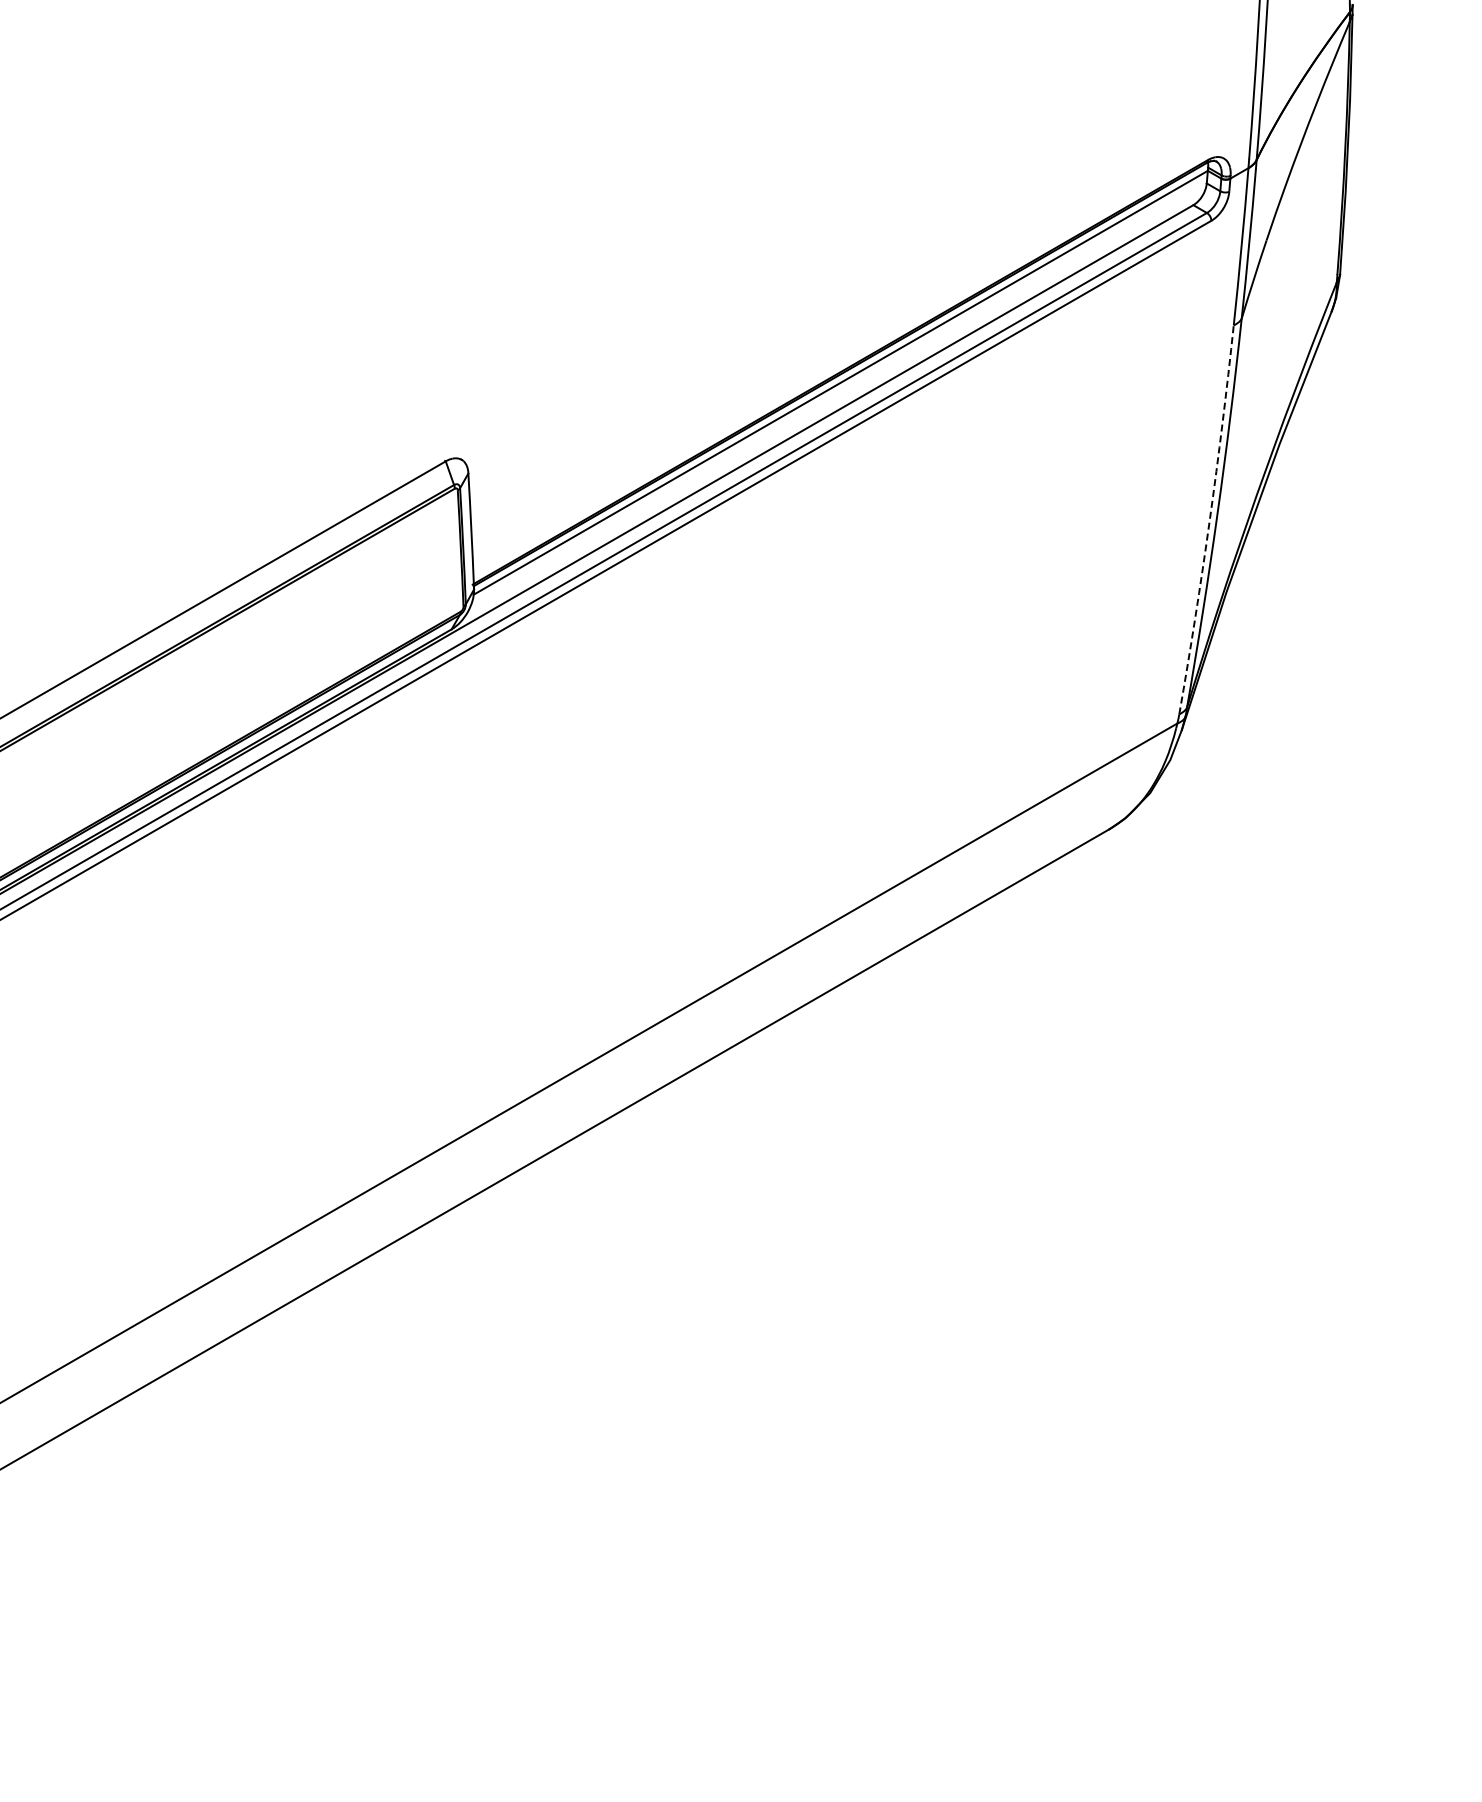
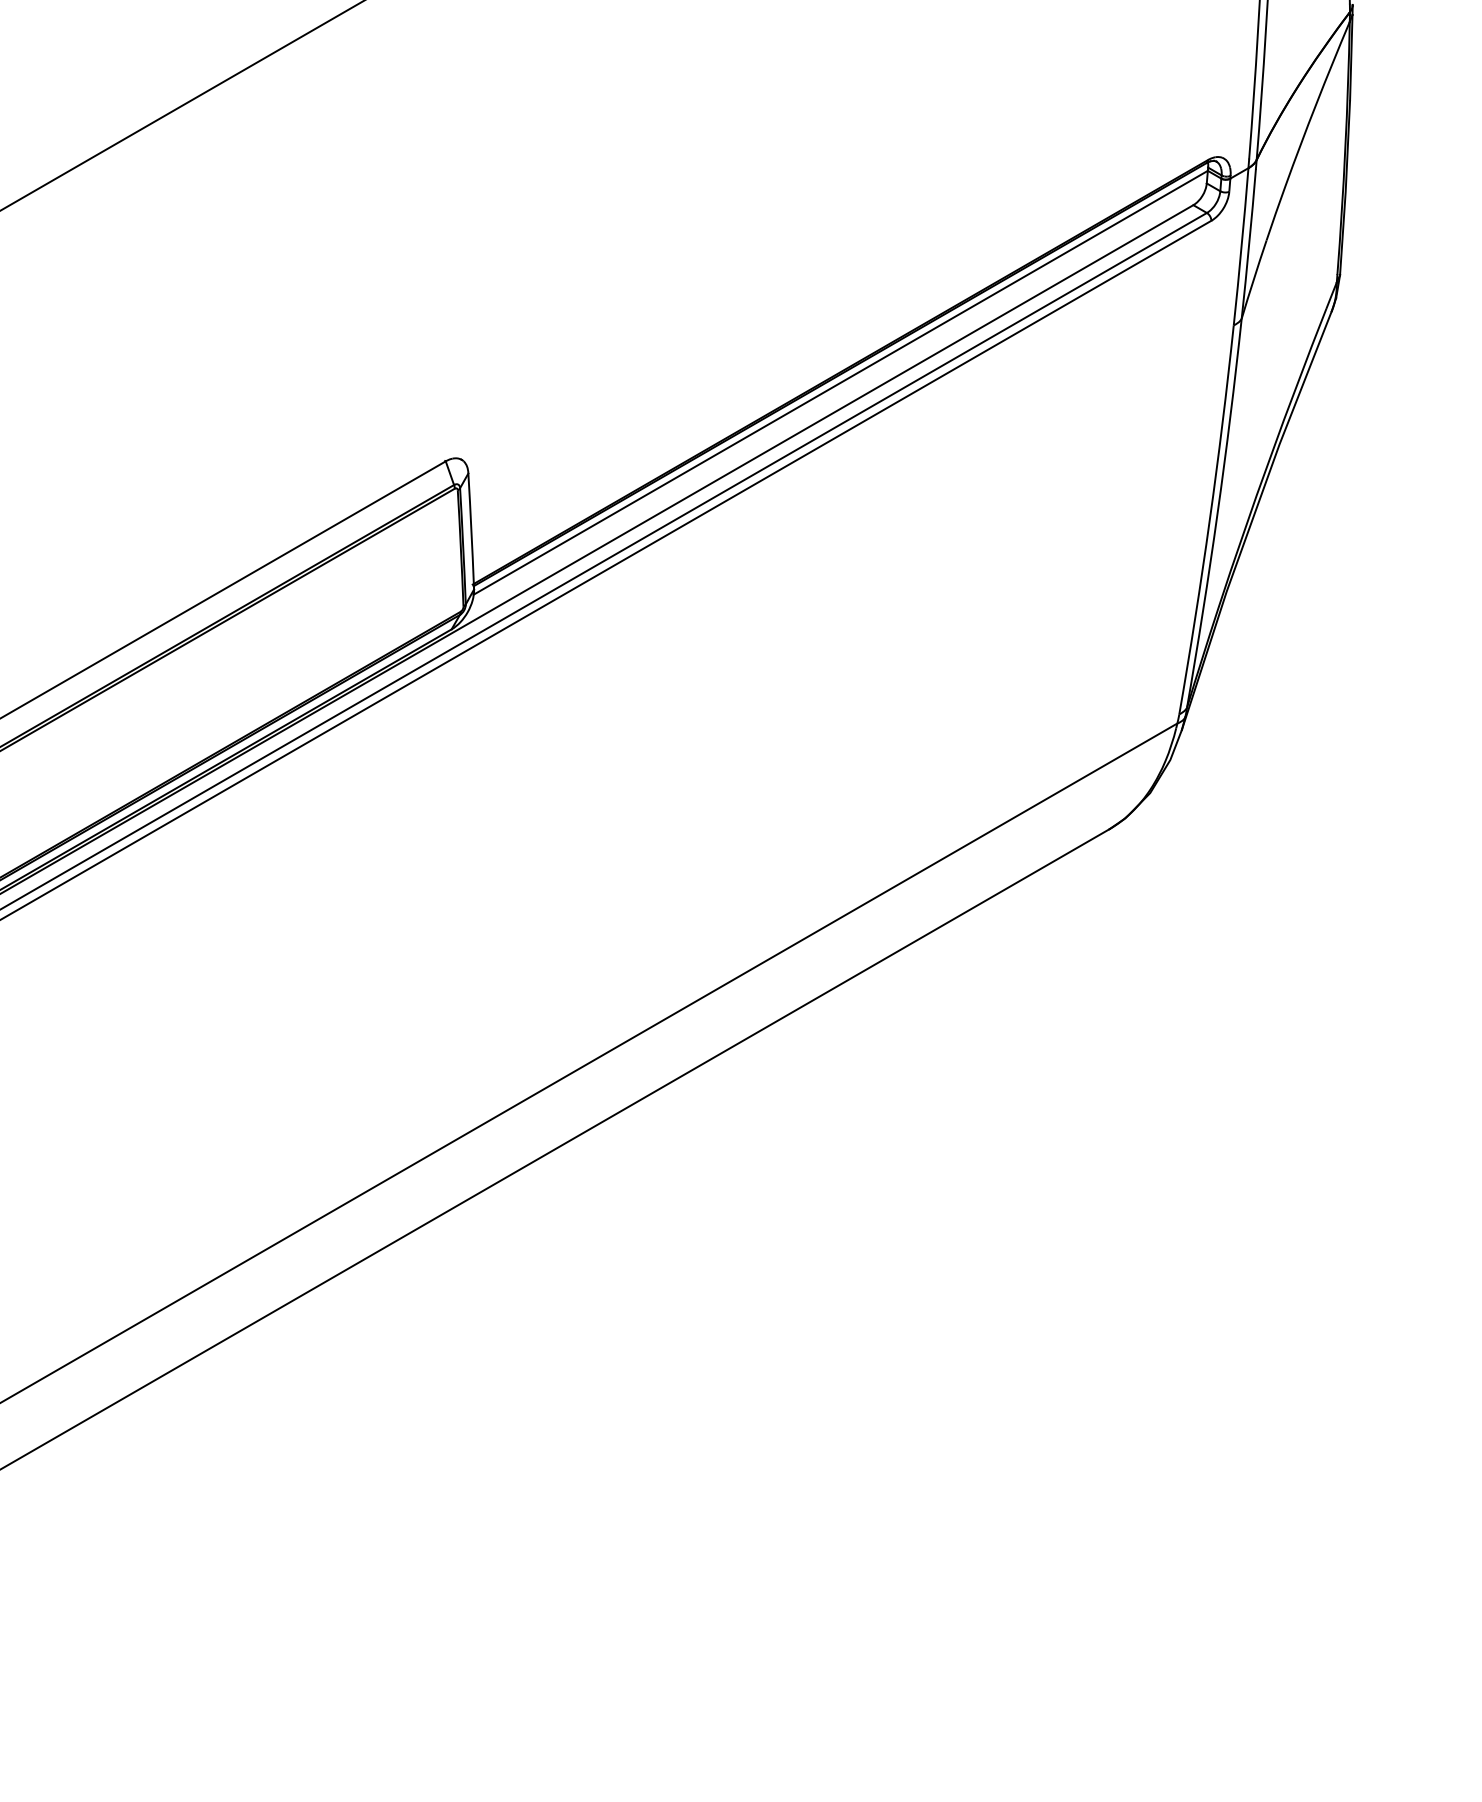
line: none -> present (181, 105)
arc: dashed -> solid (1209, 520)
